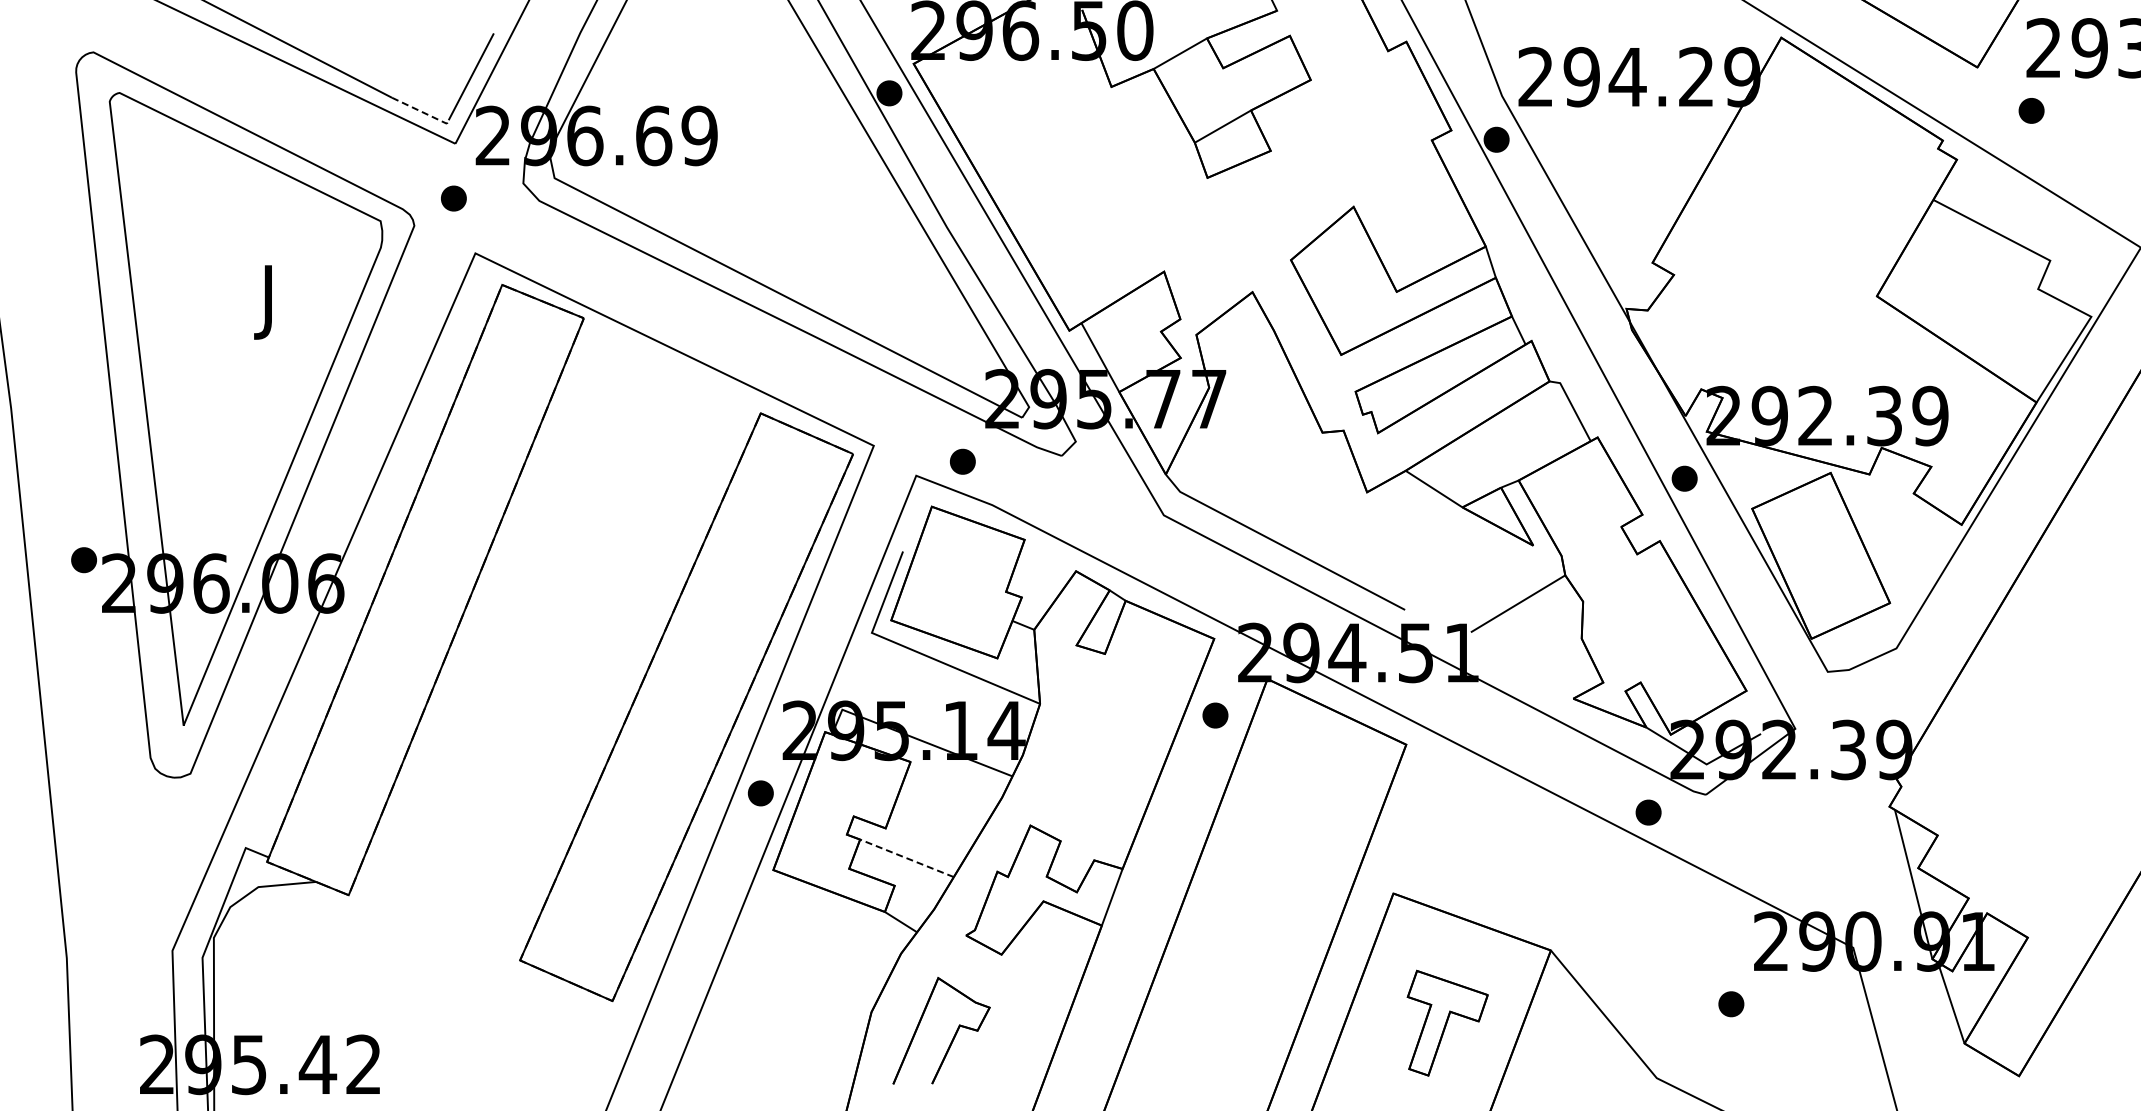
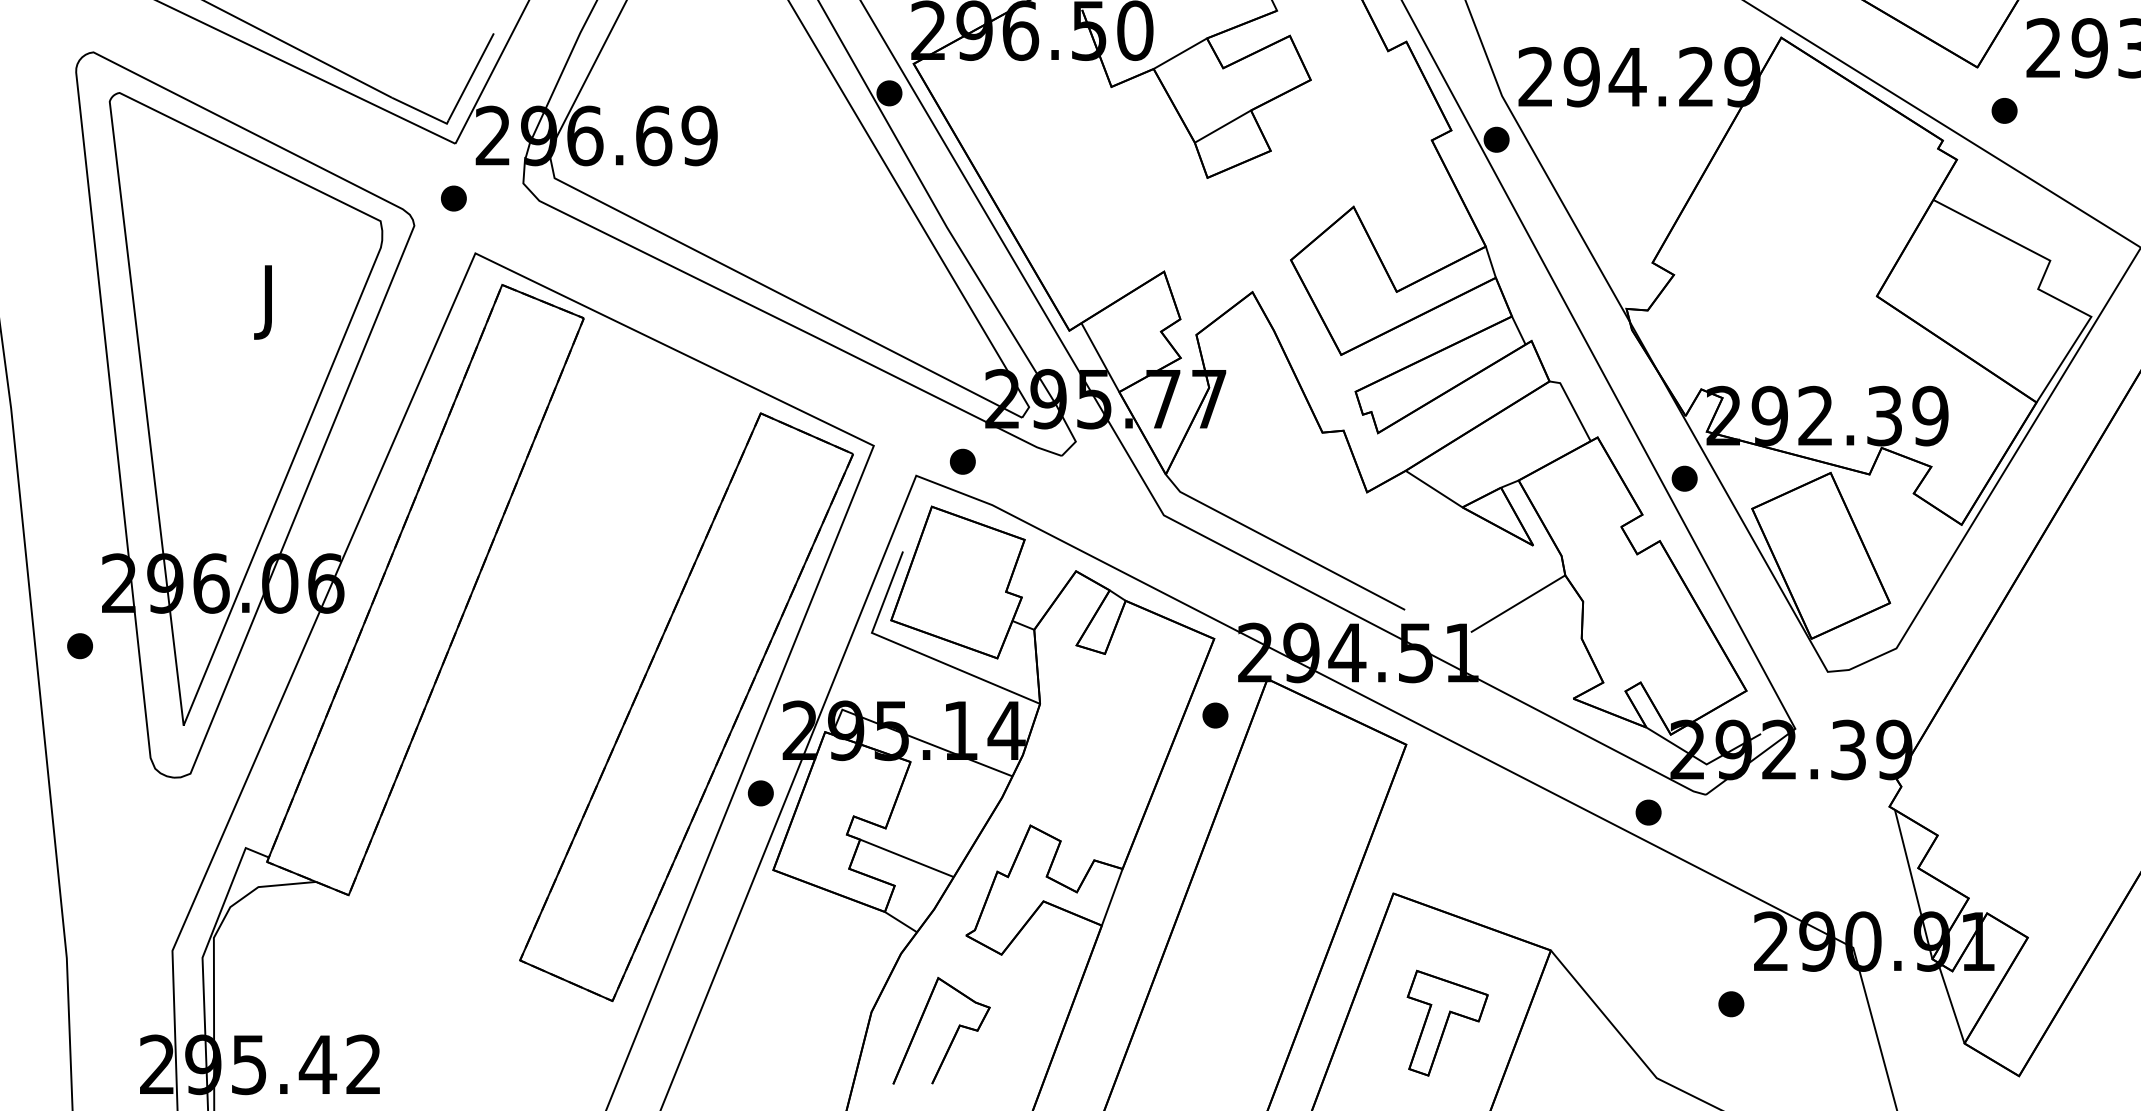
part position: (2031, 110) -> (2004, 110) (2004, 110)
line: dashed -> solid (421, 111)
part position: (83, 560) -> (79, 646) (79, 646)
line: dashed -> solid (906, 858)
